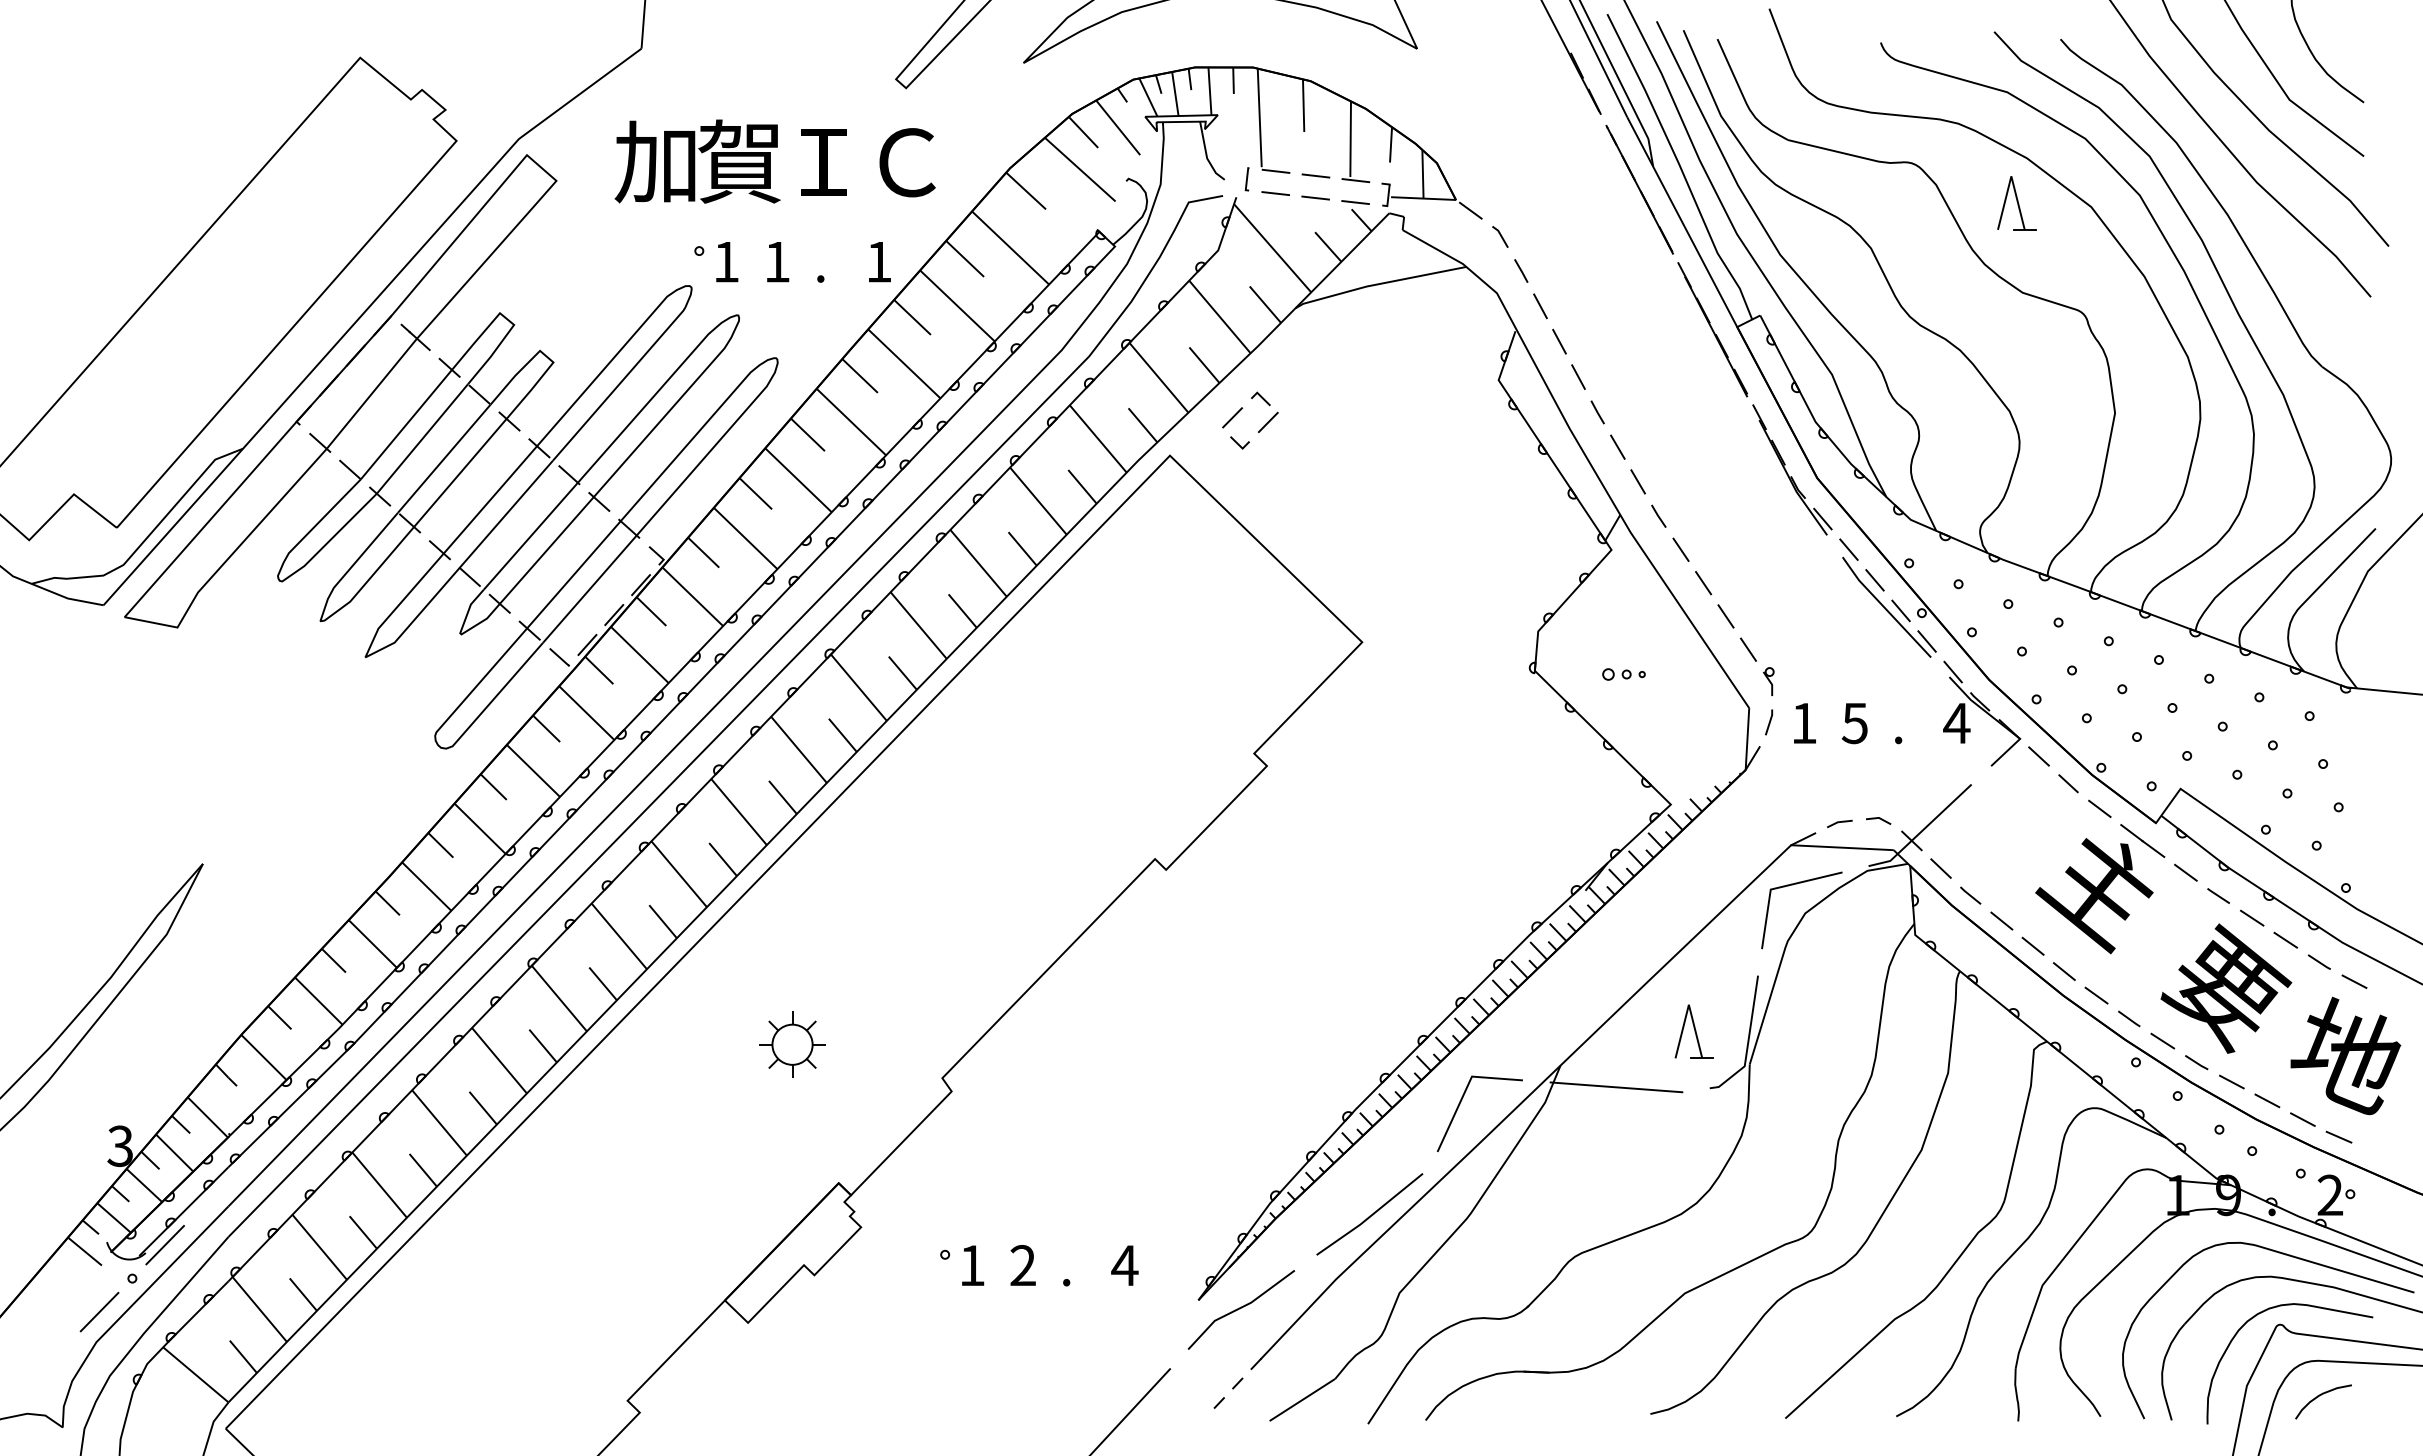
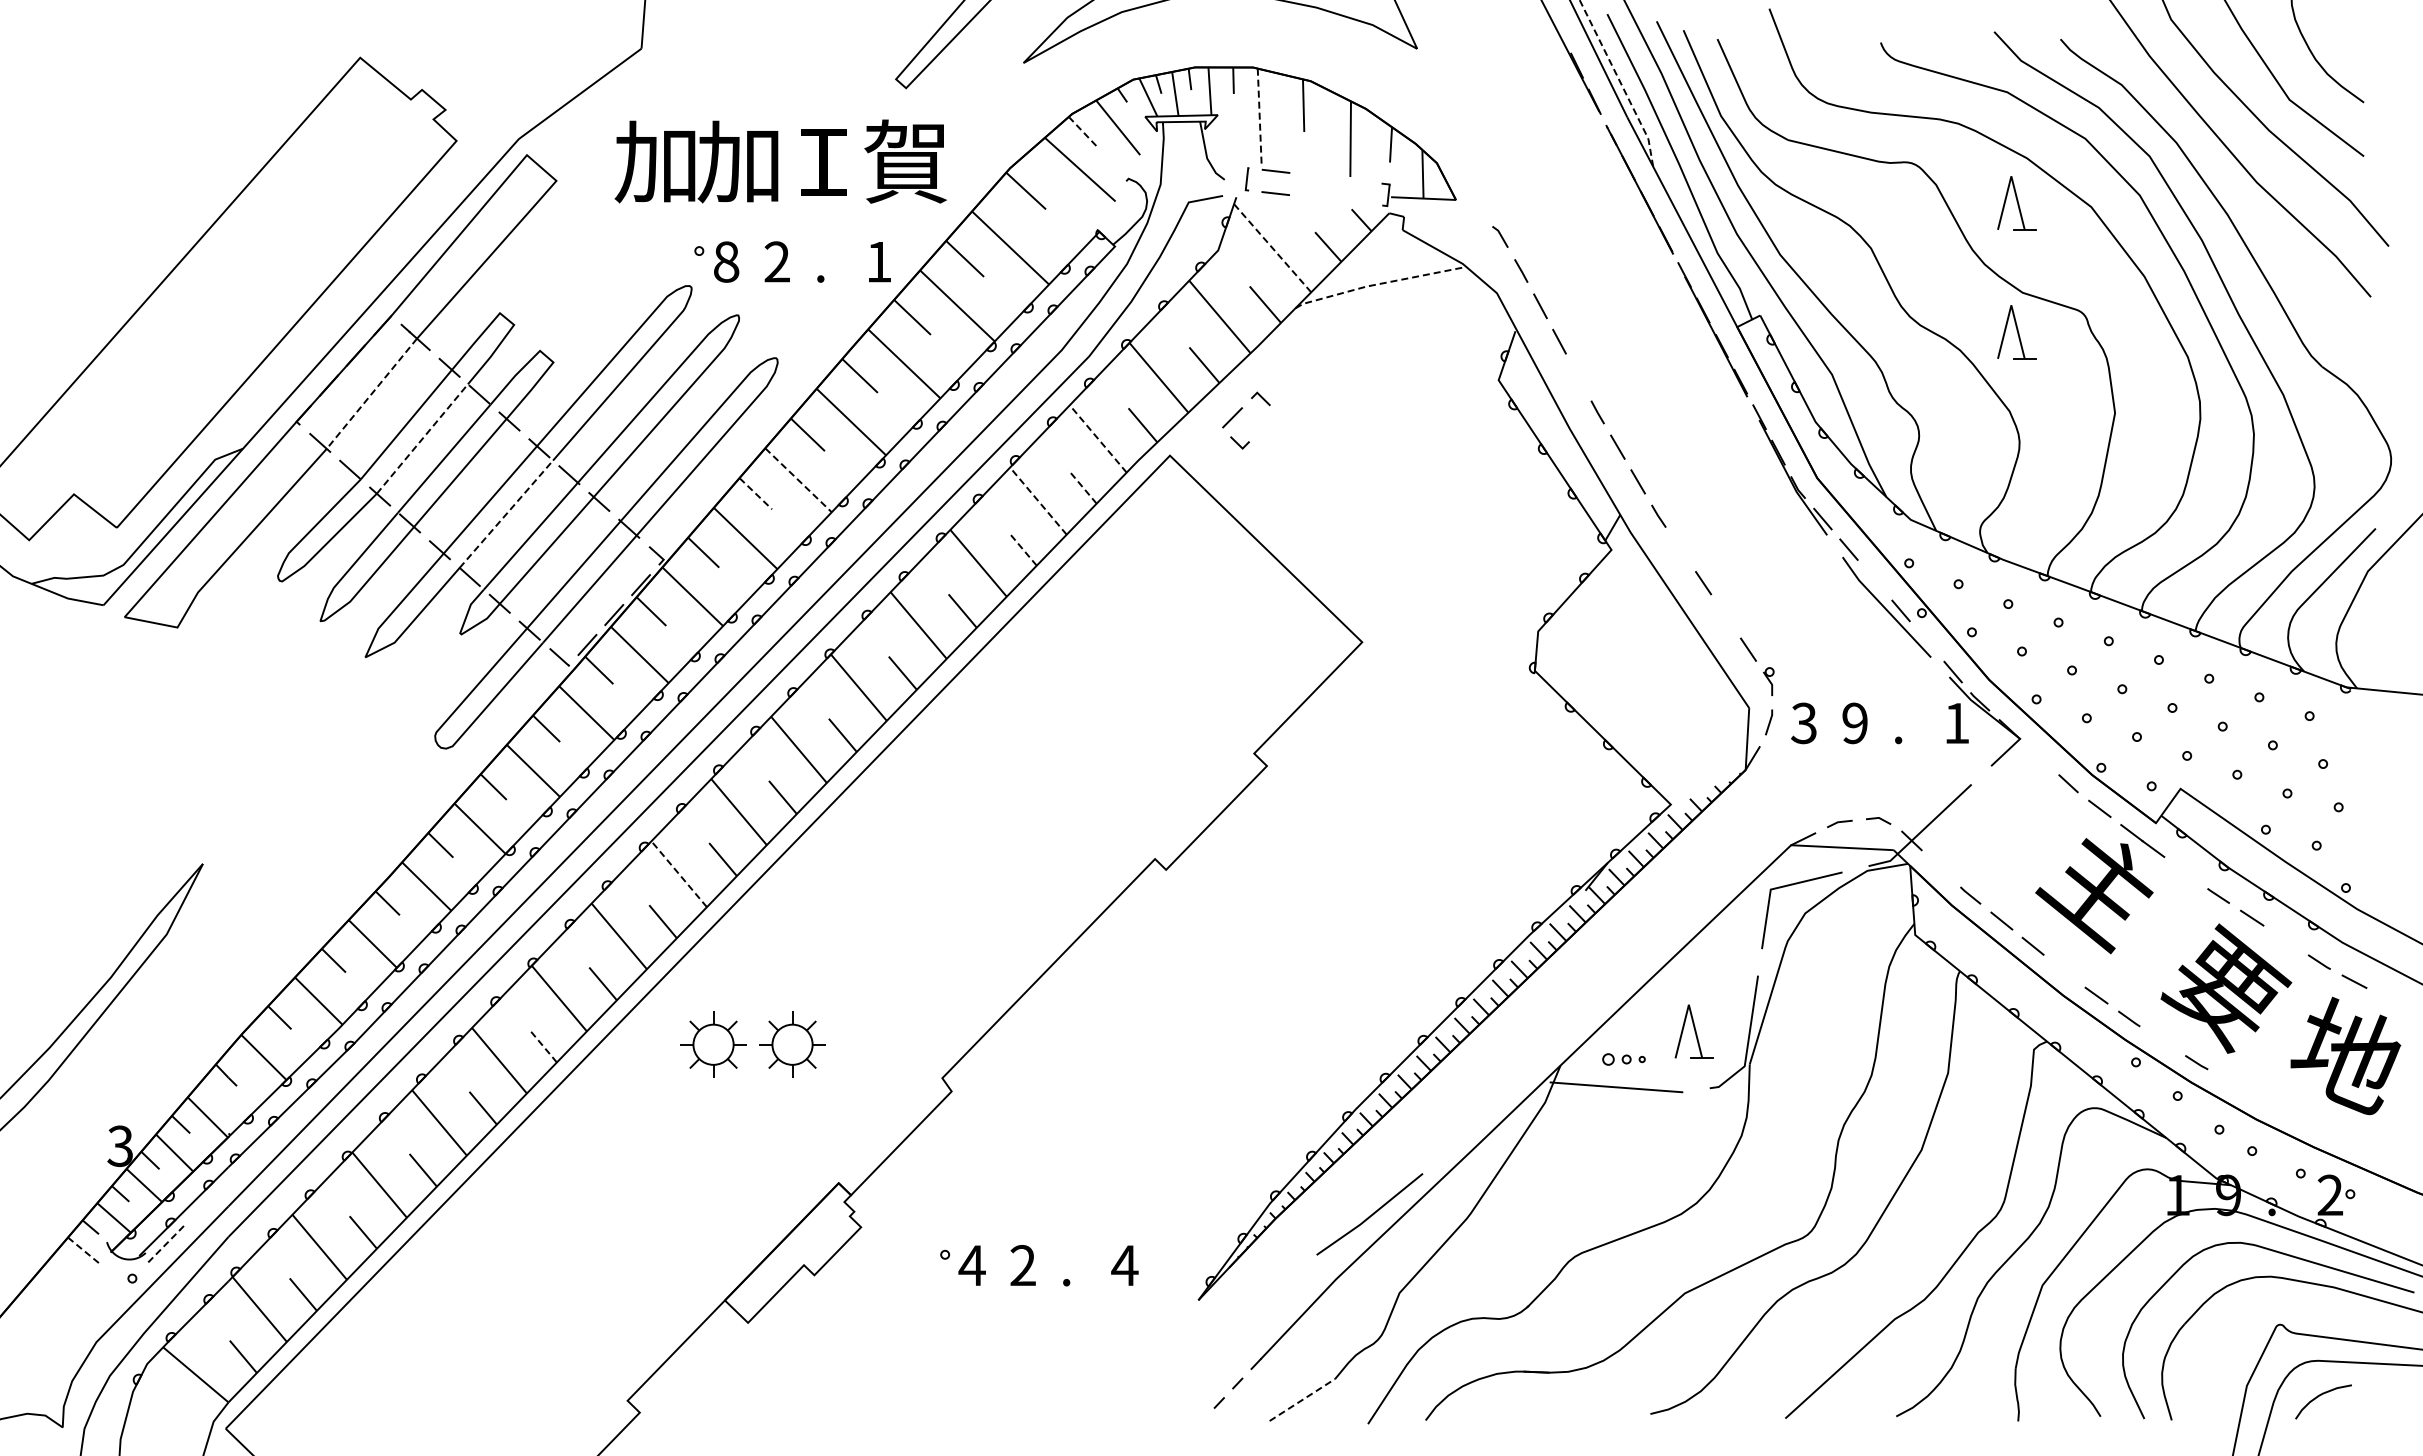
line: solid -> dashed (1620, 82)
line: solid -> dashed (1259, 118)
line: solid -> dashed (1083, 132)
text: 賀 -> 加 (738, 161)
text: Ｃ -> 賀 (905, 161)
line: present -> none (1315, 175)
line: present -> none (1355, 180)
line: present -> none (1315, 197)
line: present -> none (1355, 202)
line: present -> none (1470, 210)
line: solid -> dashed (1272, 248)
text: 1 -> 8 (726, 261)
text: 1 -> 2 (776, 261)
line: solid -> dashed (1378, 284)
part: none -> present (2016, 332)
line: present -> none (1578, 376)
line: solid -> dashed (371, 394)
line: present -> none (1267, 422)
line: solid -> dashed (422, 438)
line: solid -> dashed (1097, 438)
line: solid -> dashed (798, 480)
line: solid -> dashed (1082, 486)
line: solid -> dashed (755, 493)
line: solid -> dashed (1038, 501)
line: solid -> dashed (506, 513)
line: solid -> dashed (1022, 548)
line: present -> none (1680, 549)
line: present -> none (1874, 580)
line: present -> none (1725, 616)
line: present -> none (1926, 641)
part position: (1623, 674) -> (1623, 1059) (1623, 1059)
text: 1 -> 3 (1803, 723)
text: 5 -> 9 (1854, 723)
text: 4 -> 1 (1956, 723)
line: present -> none (2038, 756)
line: present -> none (1940, 868)
line: present -> none (2185, 872)
line: solid -> dashed (678, 873)
line: present -> none (2285, 939)
line: present -> none (2063, 971)
line: present -> none (2162, 1040)
part: none -> present (713, 1044)
line: solid -> dashed (542, 1045)
line: present -> none (2231, 1081)
line: present -> none (2267, 1100)
line: present -> none (1460, 1104)
line: present -> none (2302, 1119)
line: present -> none (2338, 1136)
line: solid -> dashed (165, 1245)
line: solid -> dashed (84, 1251)
text: 1 -> 4 (971, 1265)
line: present -> none (1241, 1308)
curve: present -> none (2274, 1308)
line: present -> none (99, 1311)
line: solid -> dashed (1302, 1399)
line: present -> none (1131, 1410)
